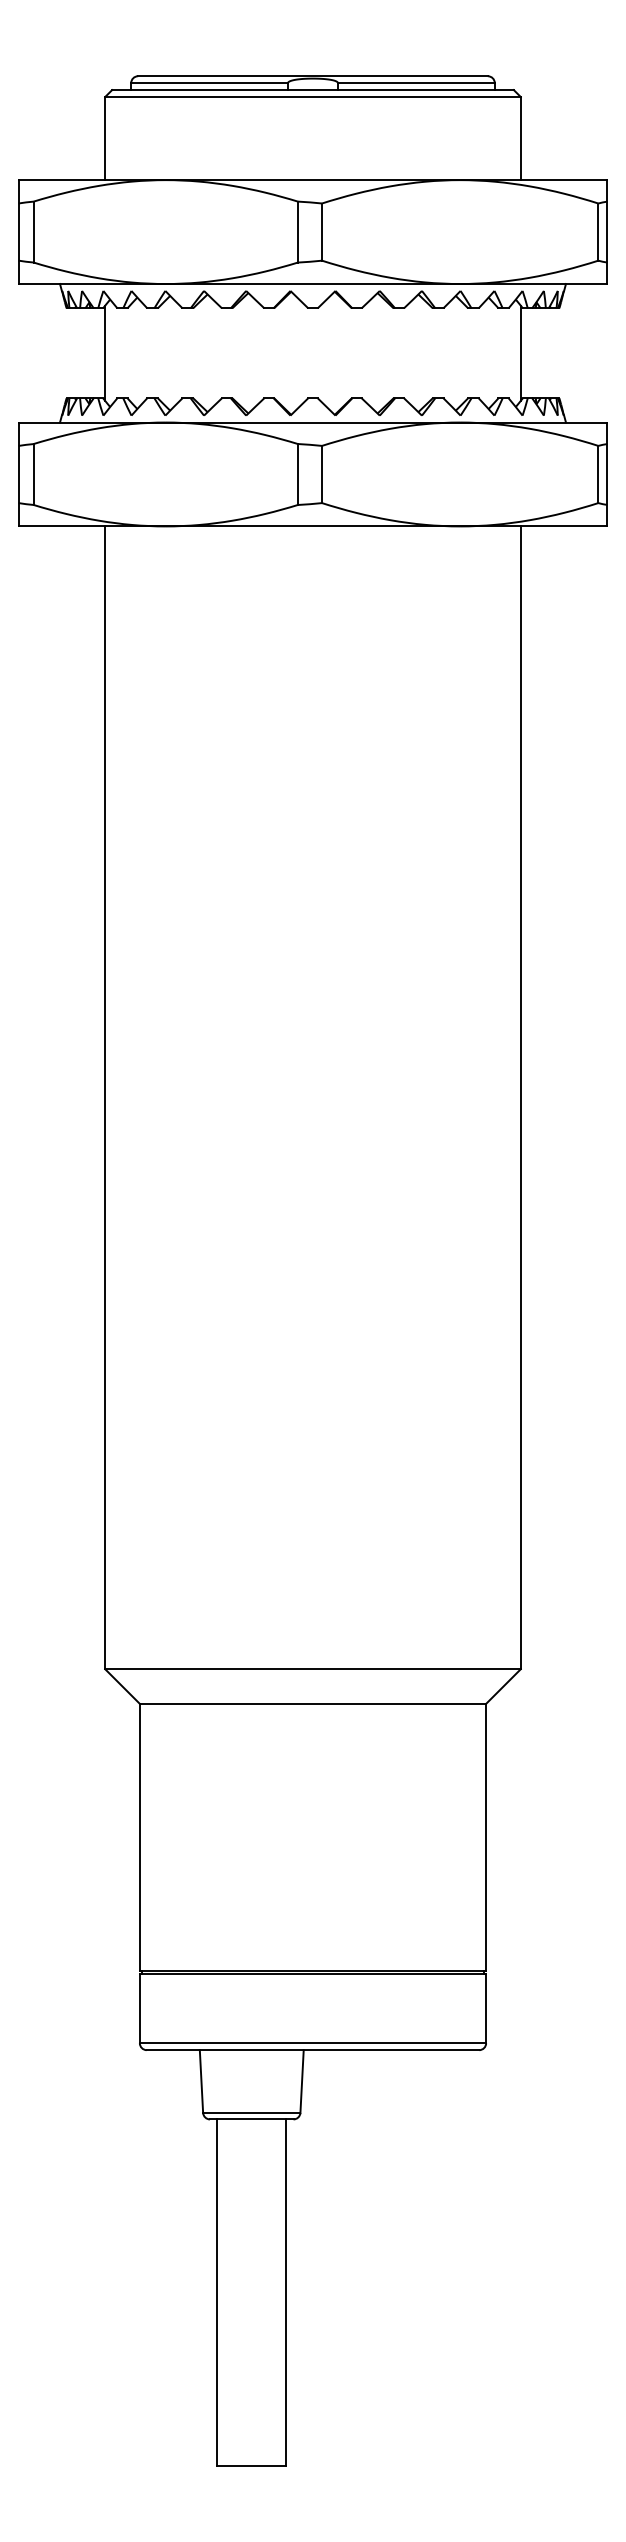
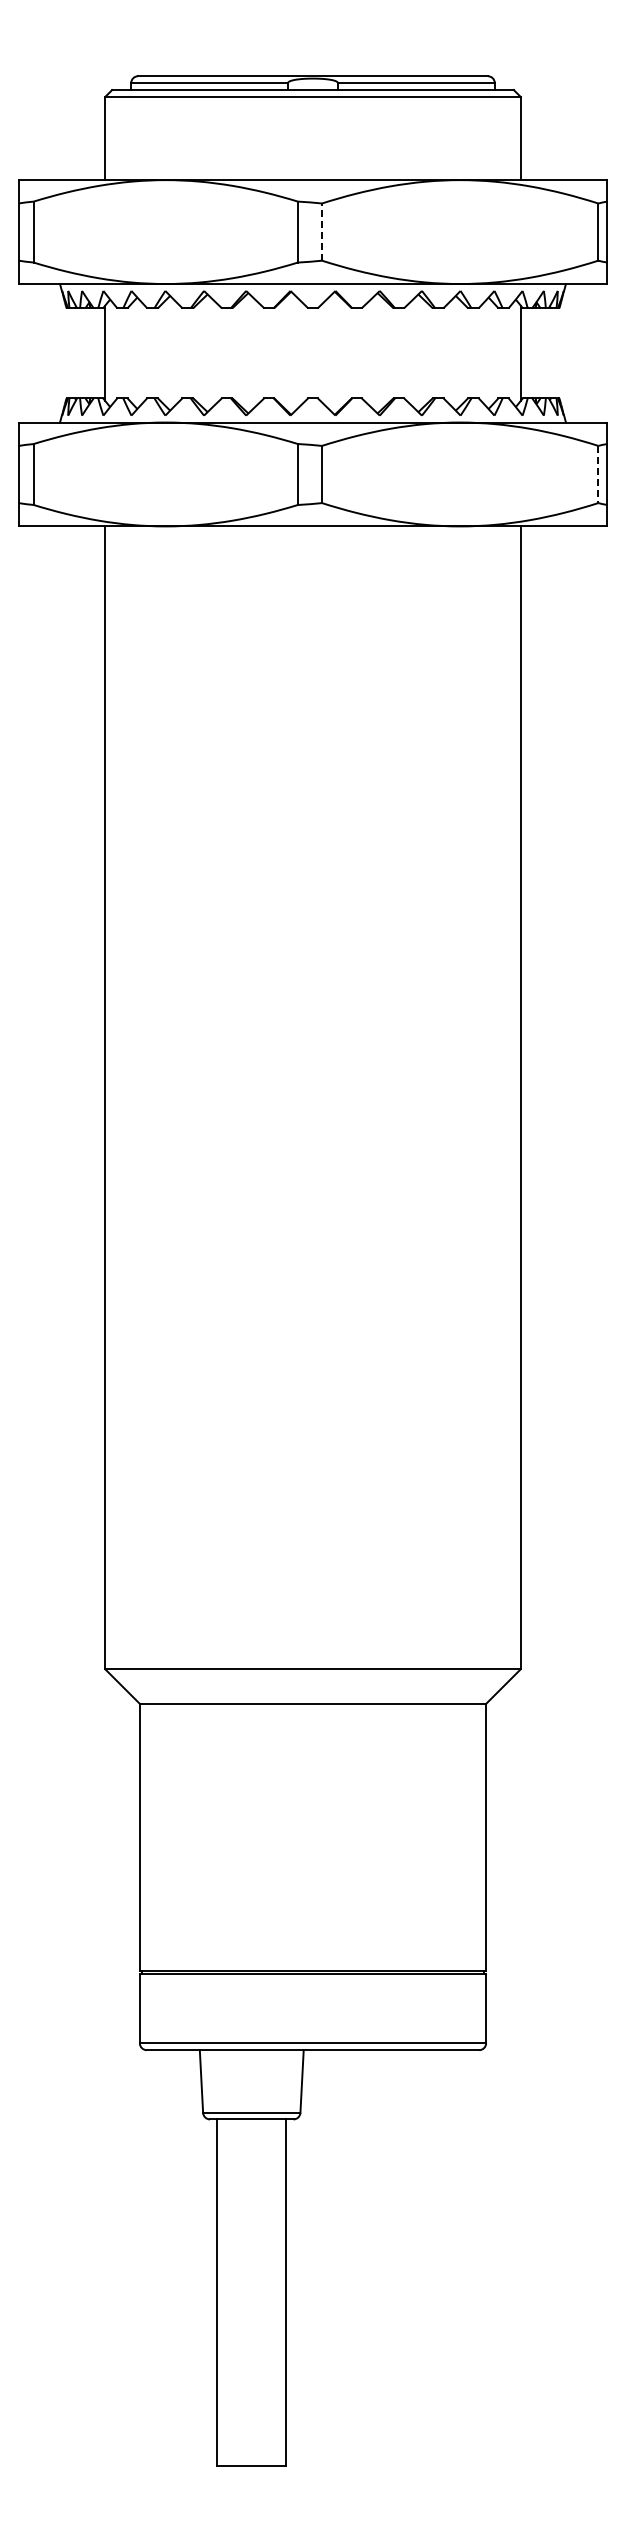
line: solid -> dashed (322, 232)
line: solid -> dashed (598, 474)
